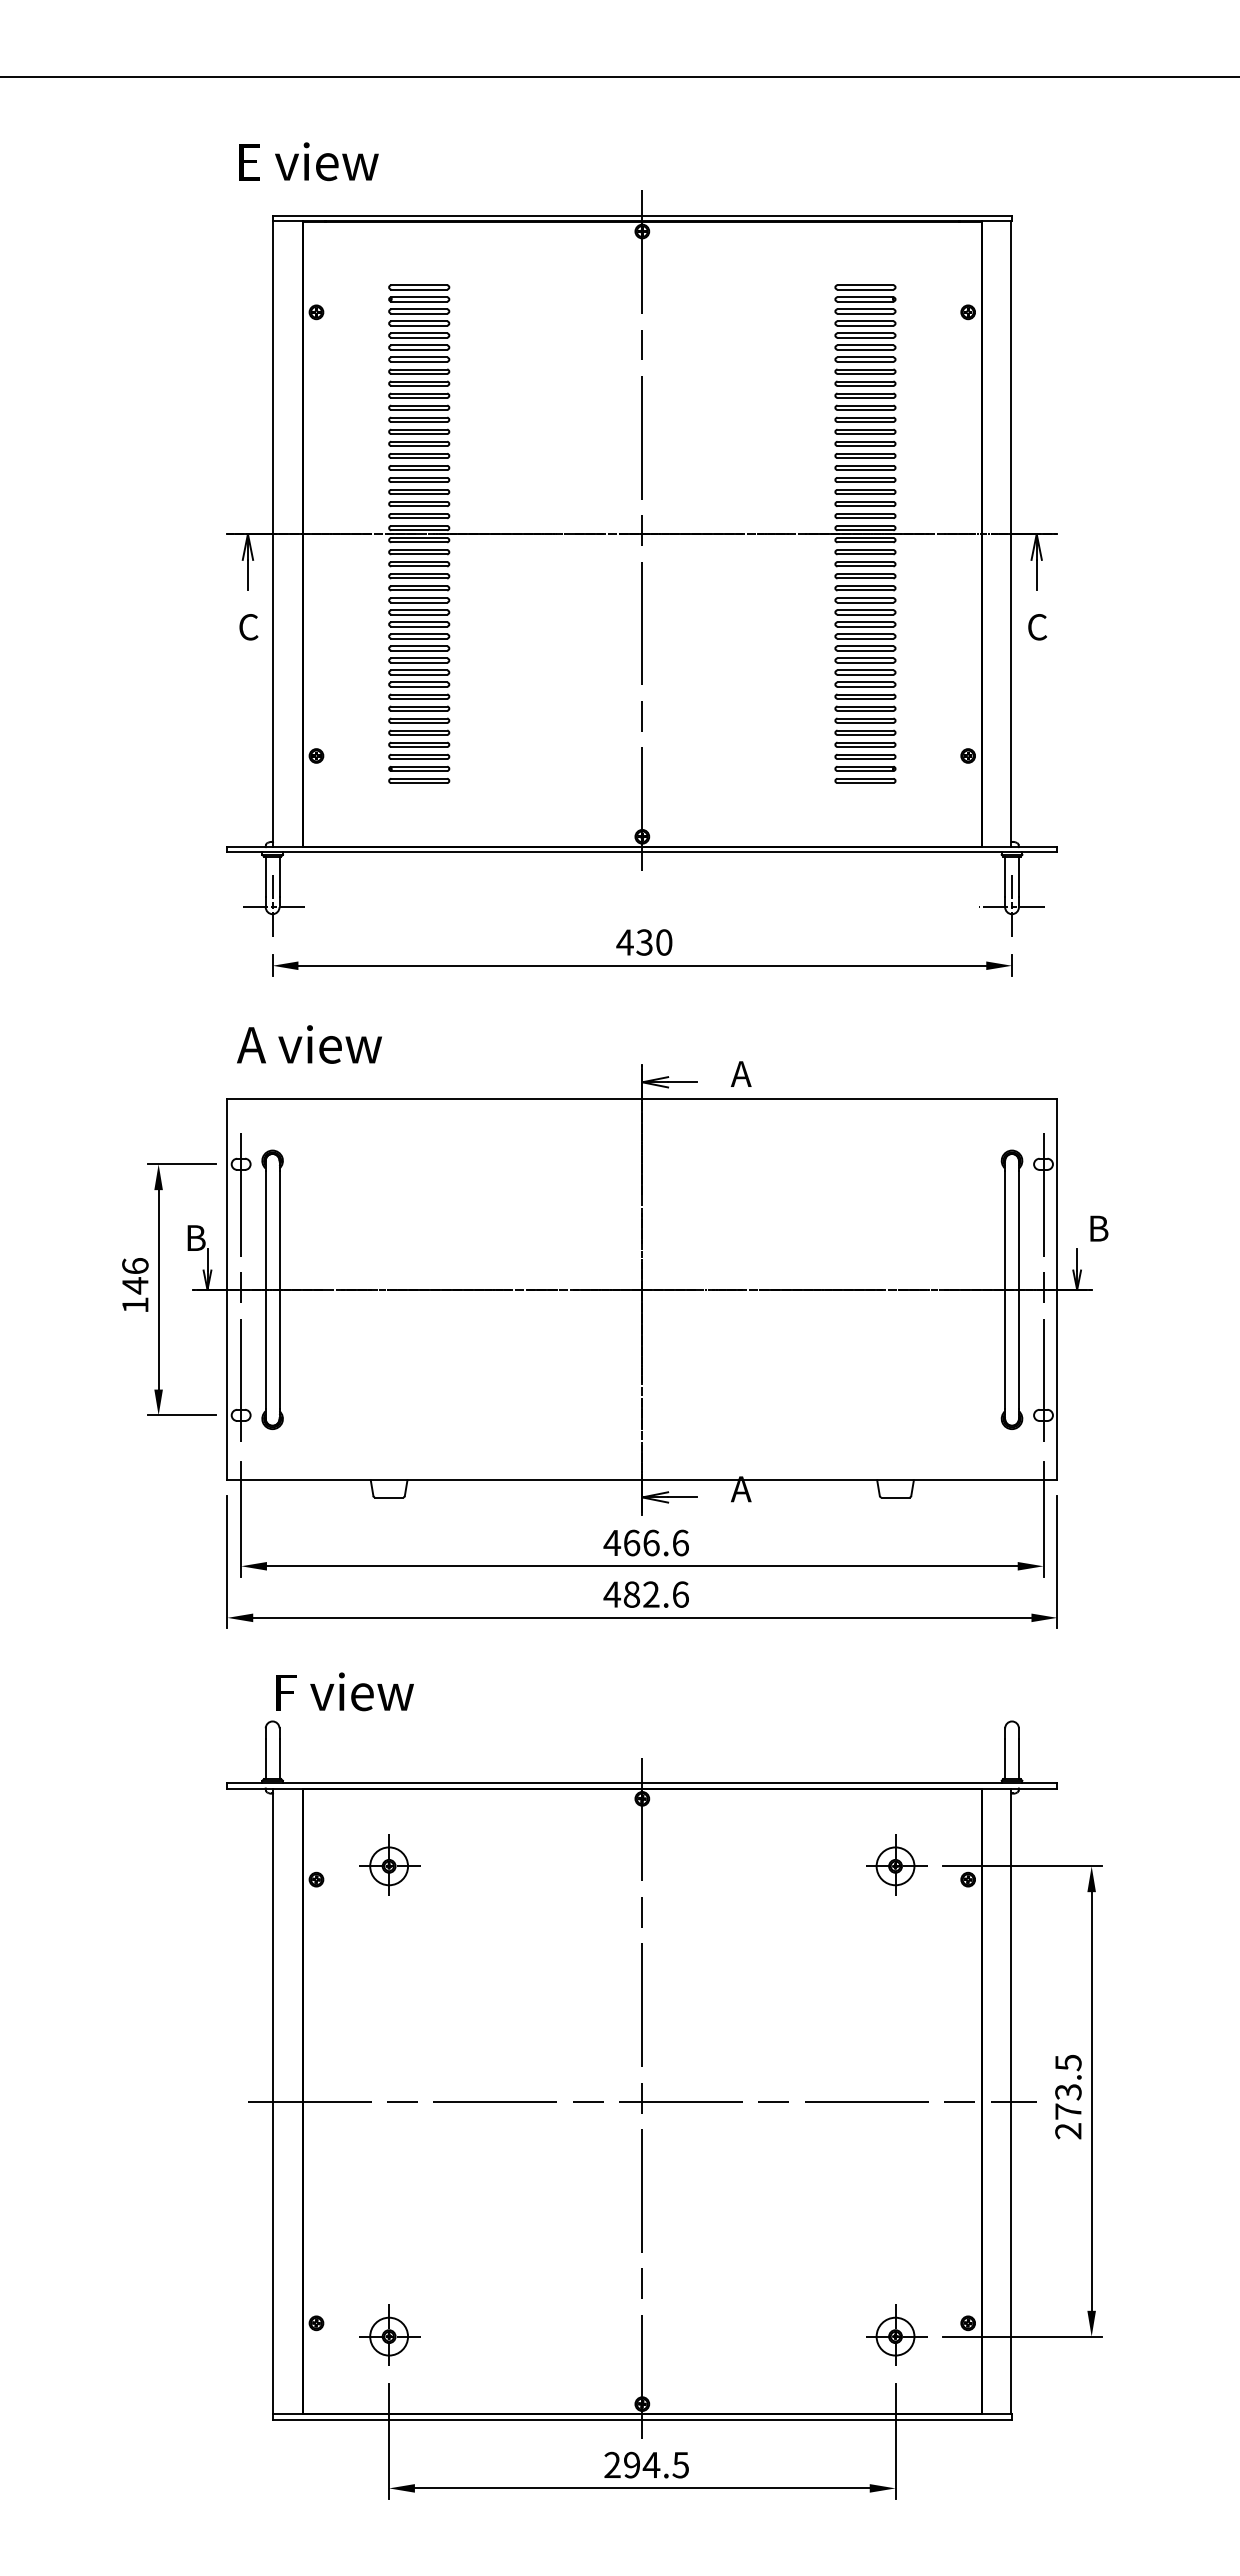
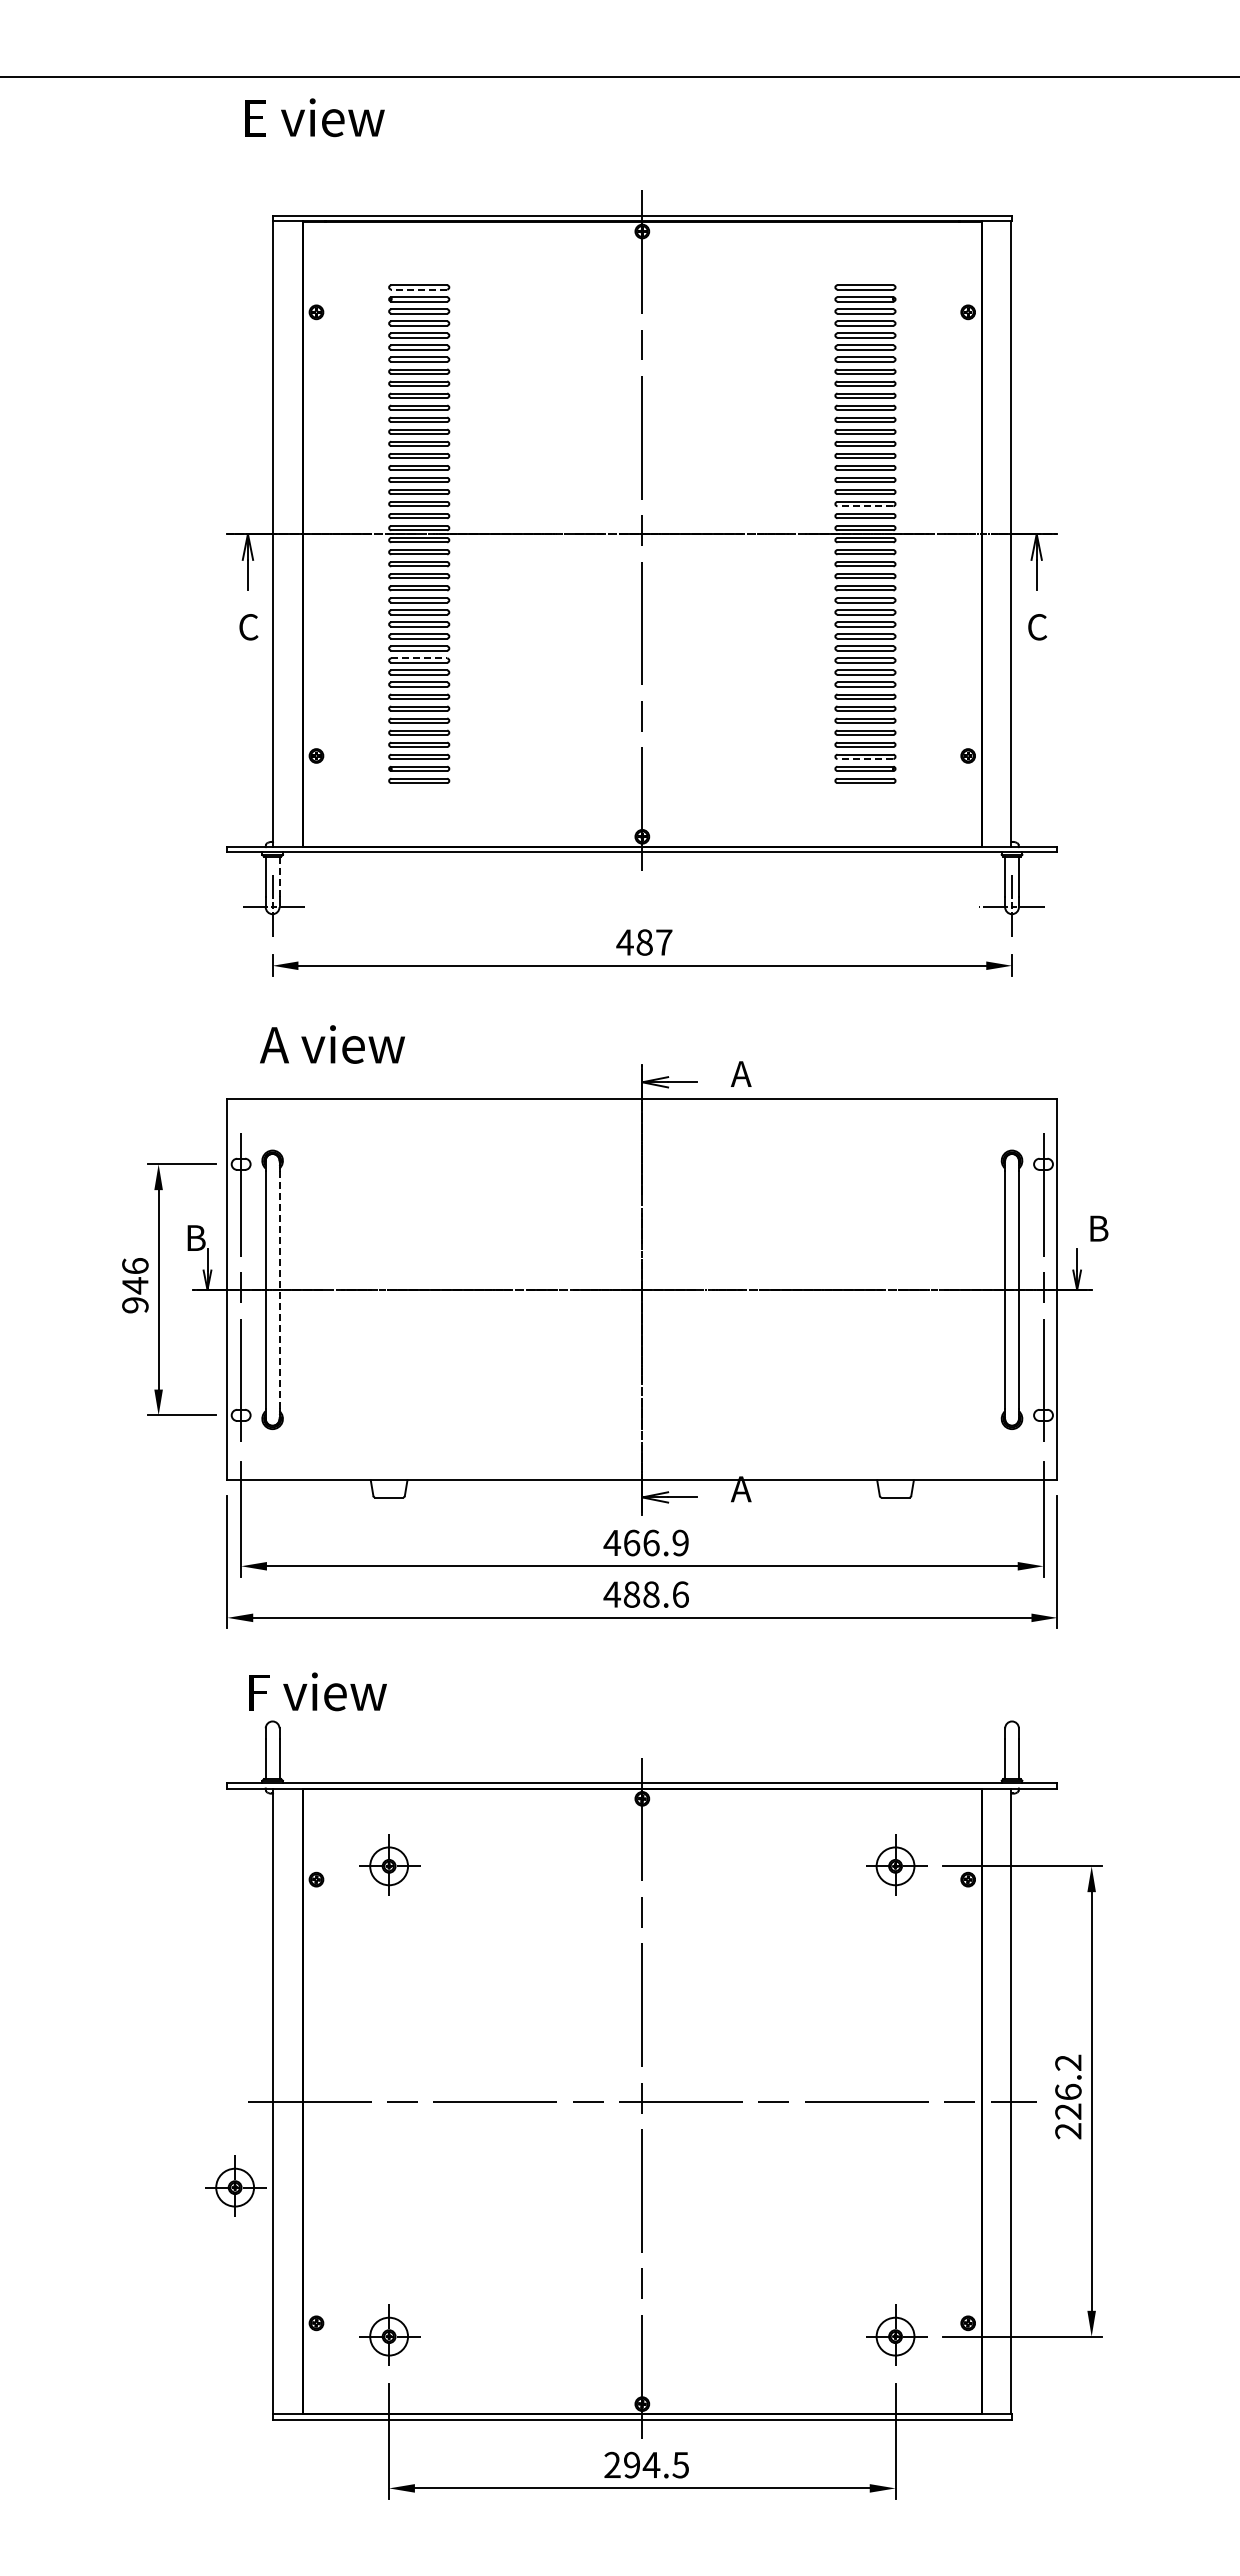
text position: (308, 161) -> (314, 117) (314, 117)
line: solid -> dashed (419, 289)
line: solid -> dashed (865, 506)
line: solid -> dashed (419, 658)
line: solid -> dashed (865, 759)
line: solid -> dashed (279, 876)
text: 430 -> 487 (654, 942)
text position: (309, 1044) -> (332, 1044) (332, 1044)
line: solid -> dashed (279, 1289)
text: 146 -> 946 (135, 1305)
text: 466.6 -> 466.9 (680, 1542)
text: 482.6 -> 488.6 (651, 1594)
text position: (344, 1691) -> (317, 1691) (317, 1691)
text: 273.5 -> 226.2 (1068, 2086)
part: none -> present (235, 2185)
